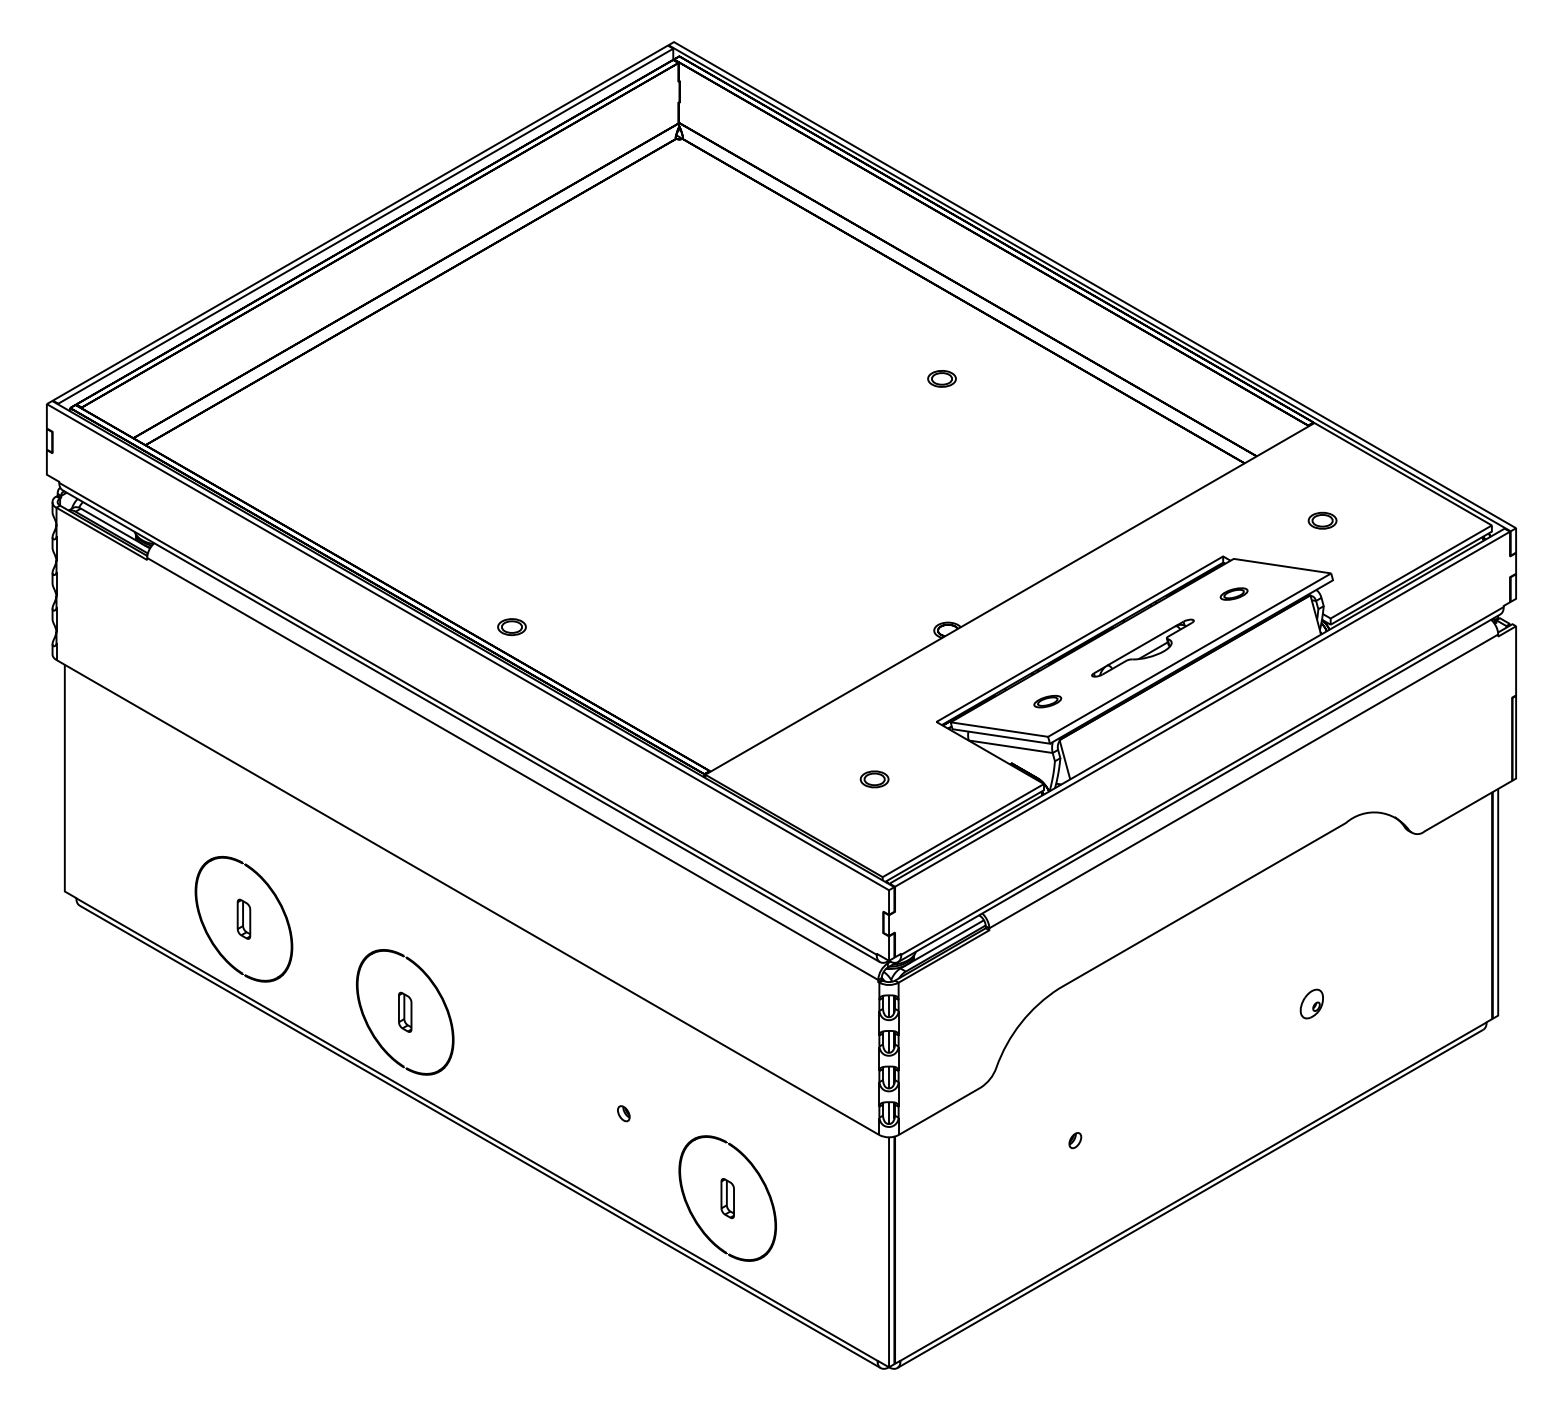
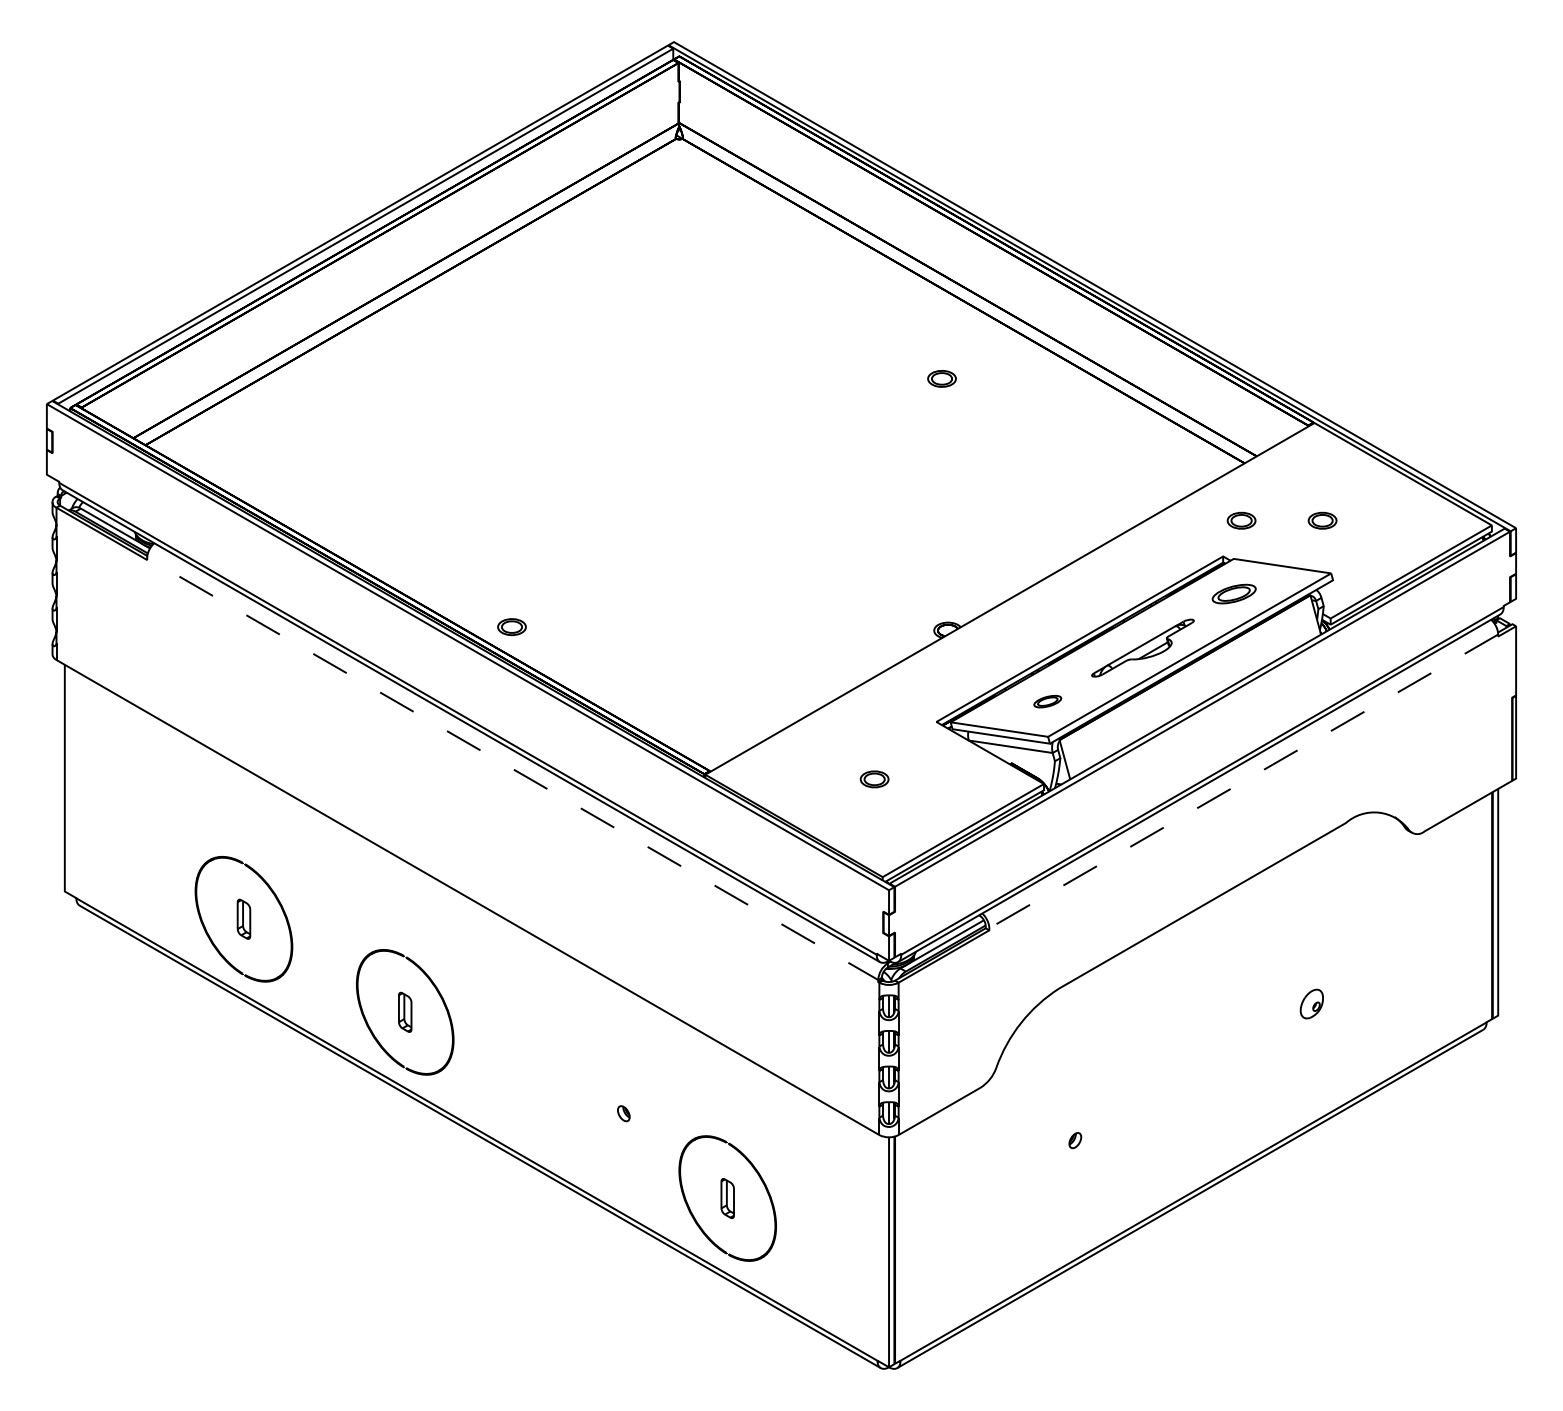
part: none -> present (1241, 520)
part size: 30x14 px -> 46x22 px (1233, 593)
line: solid -> dashed (514, 770)
line: solid -> dashed (1241, 782)
